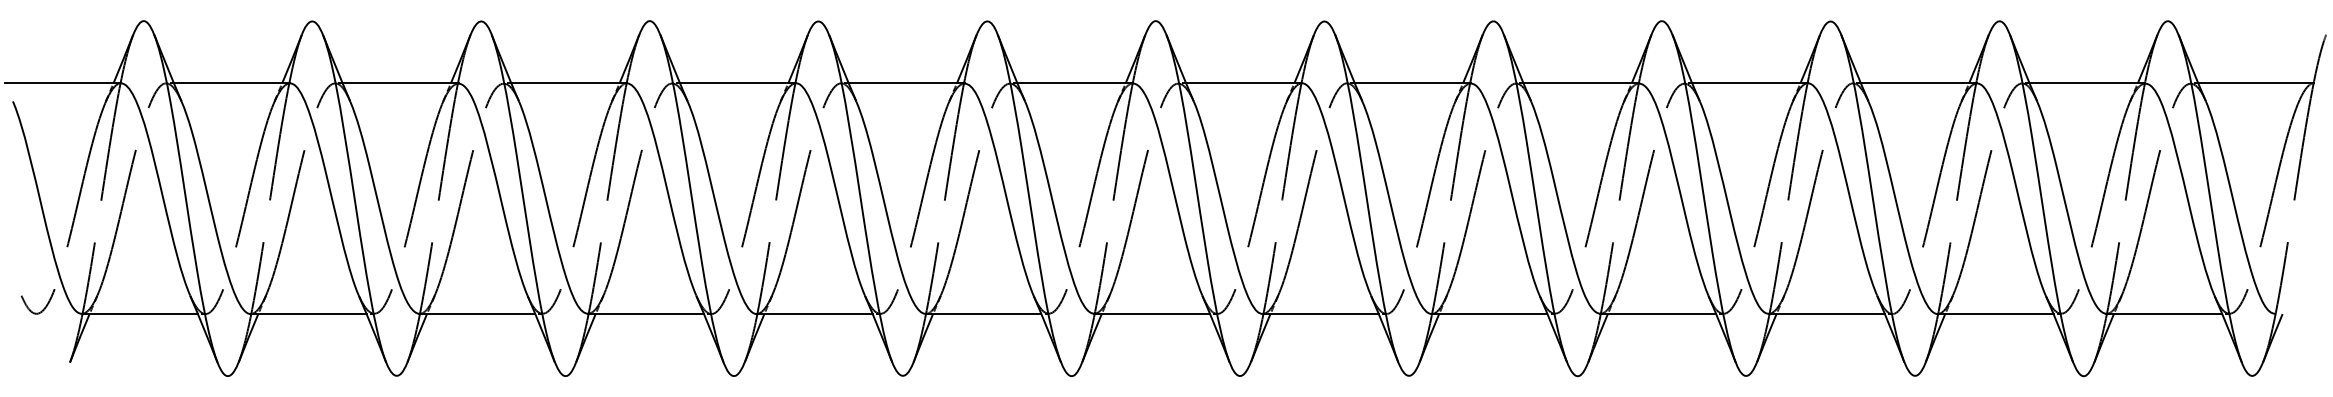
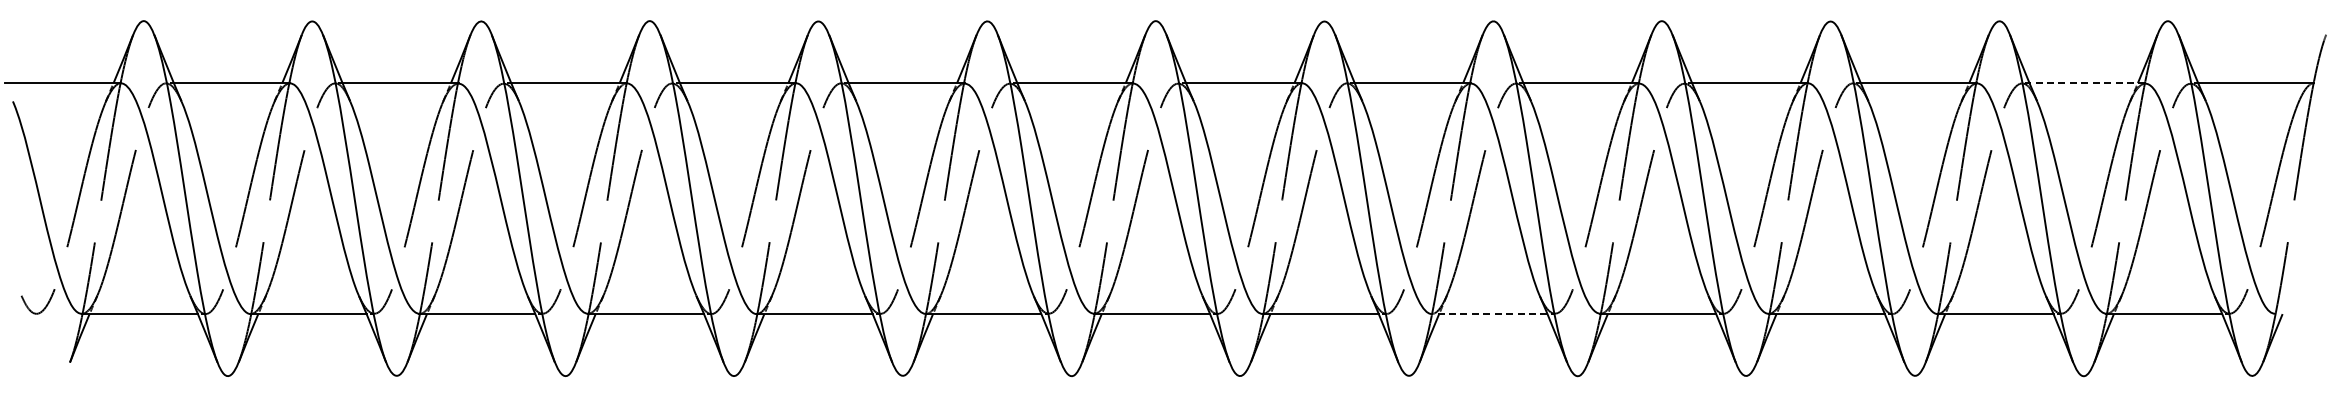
line: solid -> dashed (2087, 83)
line: solid -> dashed (1489, 314)
